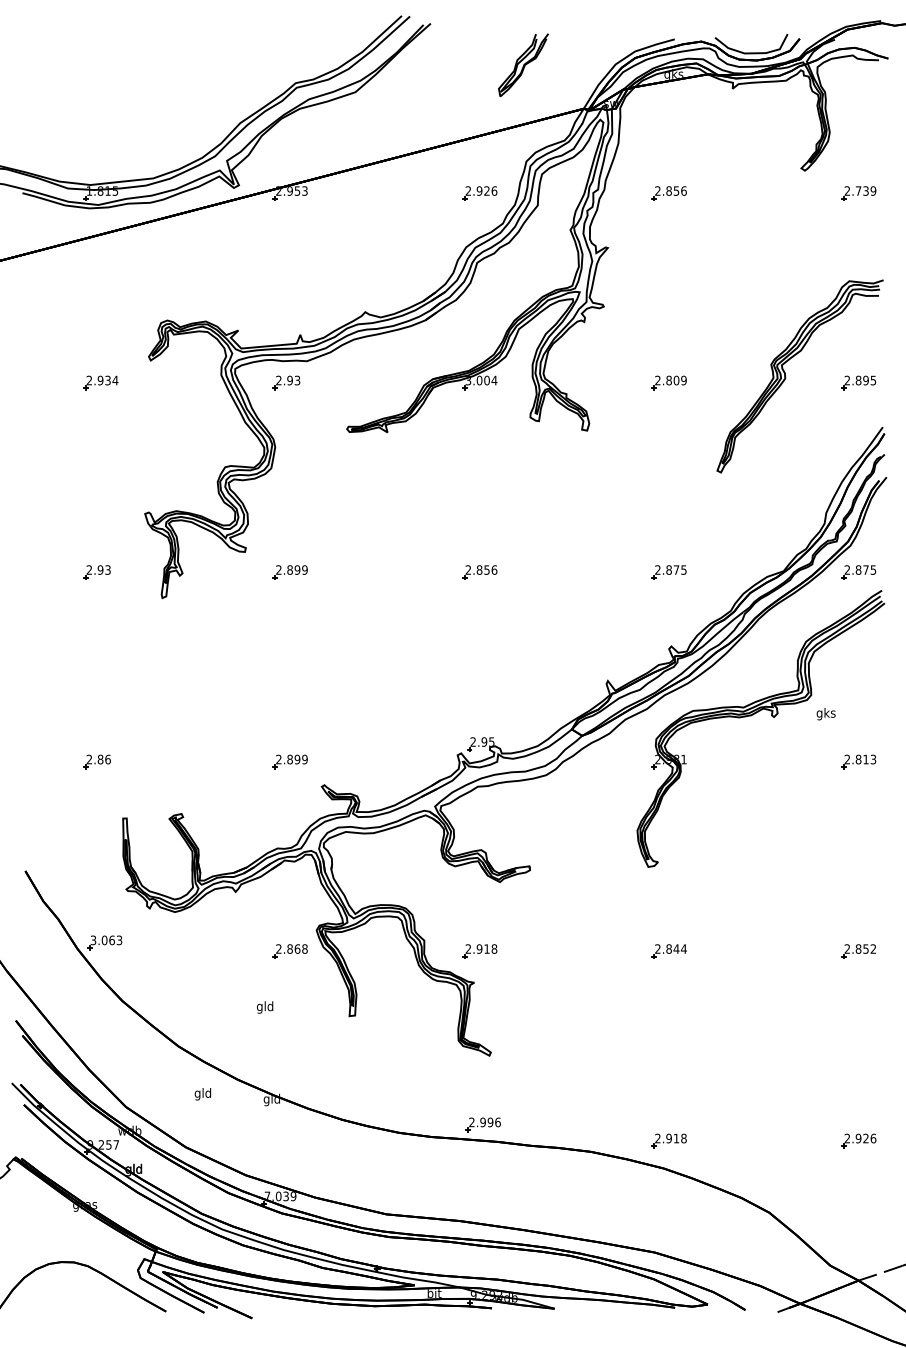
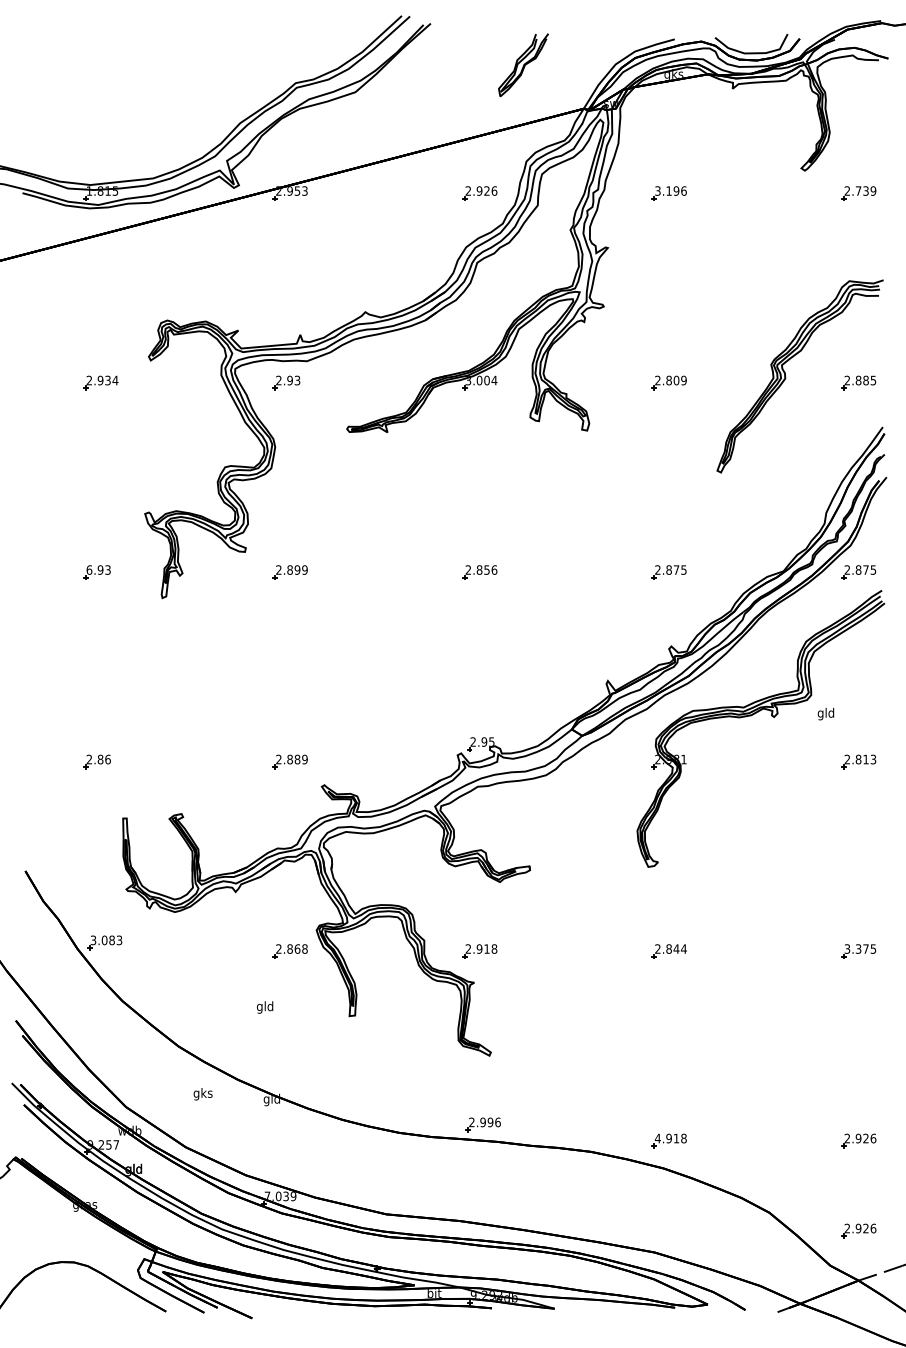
text: 2.856 -> 3.196 (667, 190)
text: 2.895 -> 2.885 (865, 380)
text: 2.93 -> 6.93 (89, 569)
text: gks -> gld (825, 713)
text: 2.899 -> 2.889 (297, 759)
text: 3.063 -> 3.083 (111, 939)
text: 2.852 -> 3.375 (860, 948)
text: gld -> gks (202, 1094)
text: 2.918 -> 4.918 (657, 1138)
part: none -> present (858, 1230)
